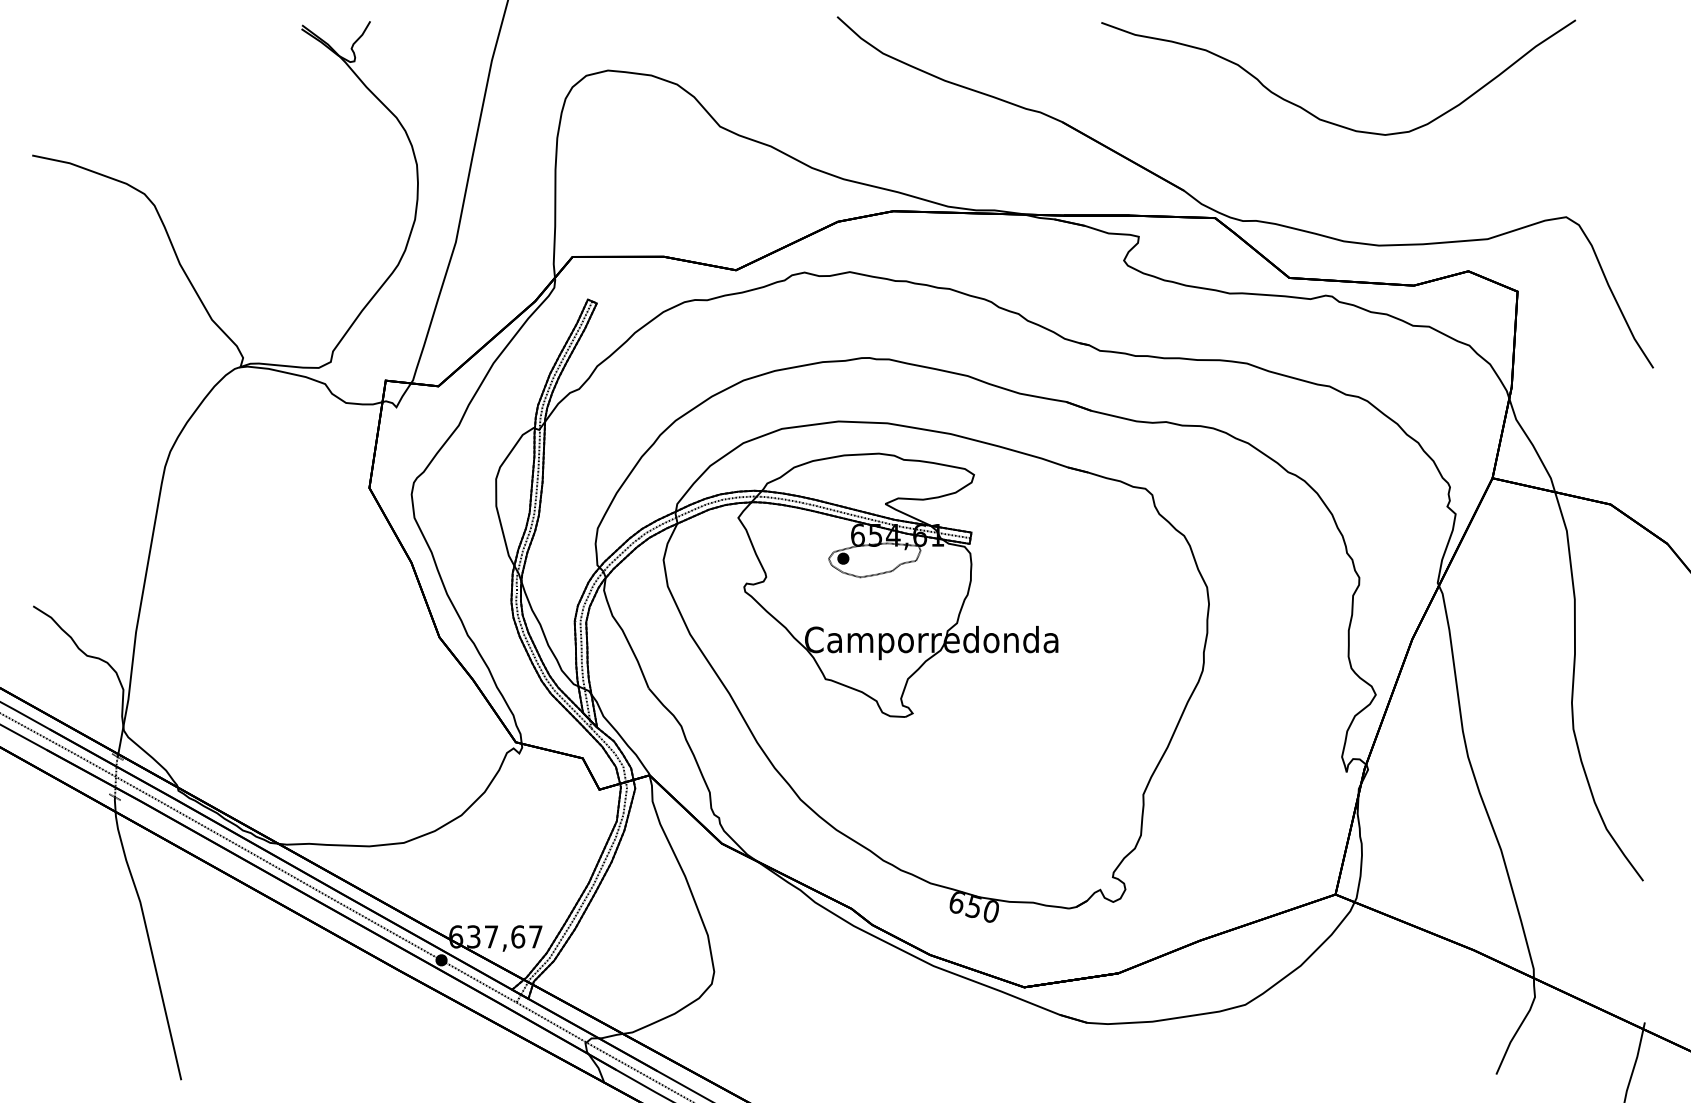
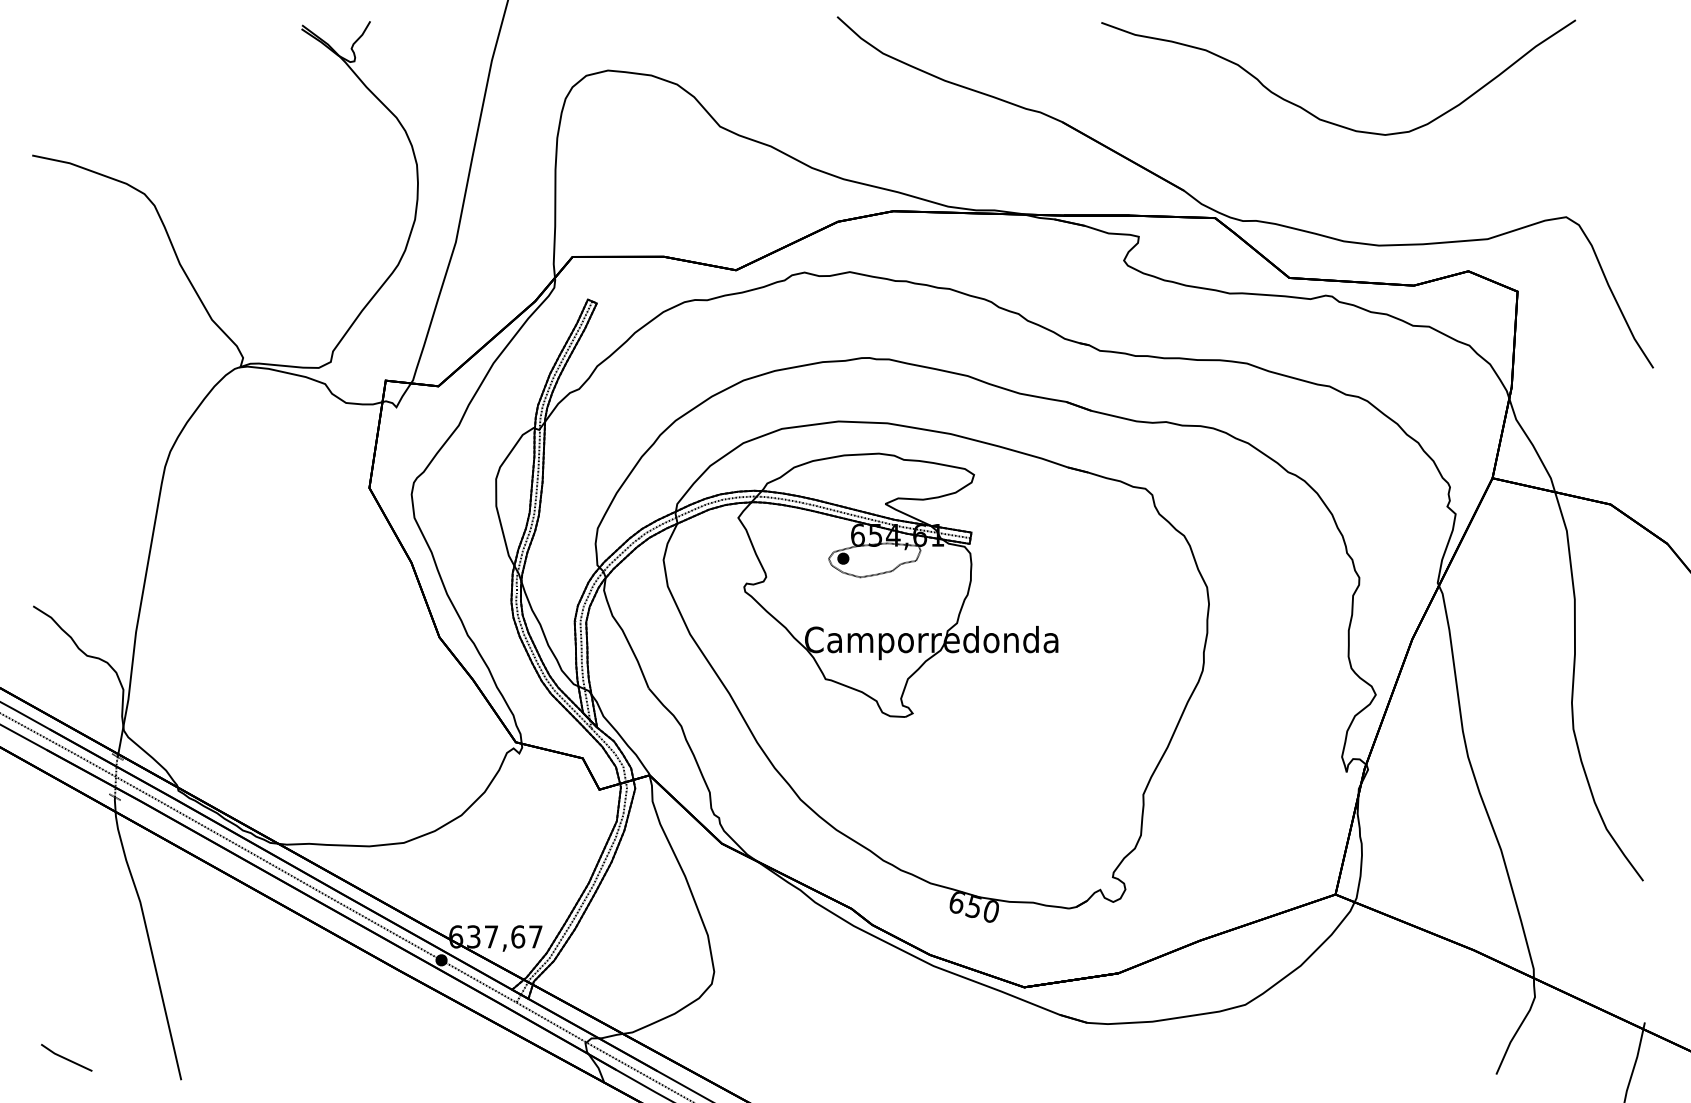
line: none -> present (65, 1057)
